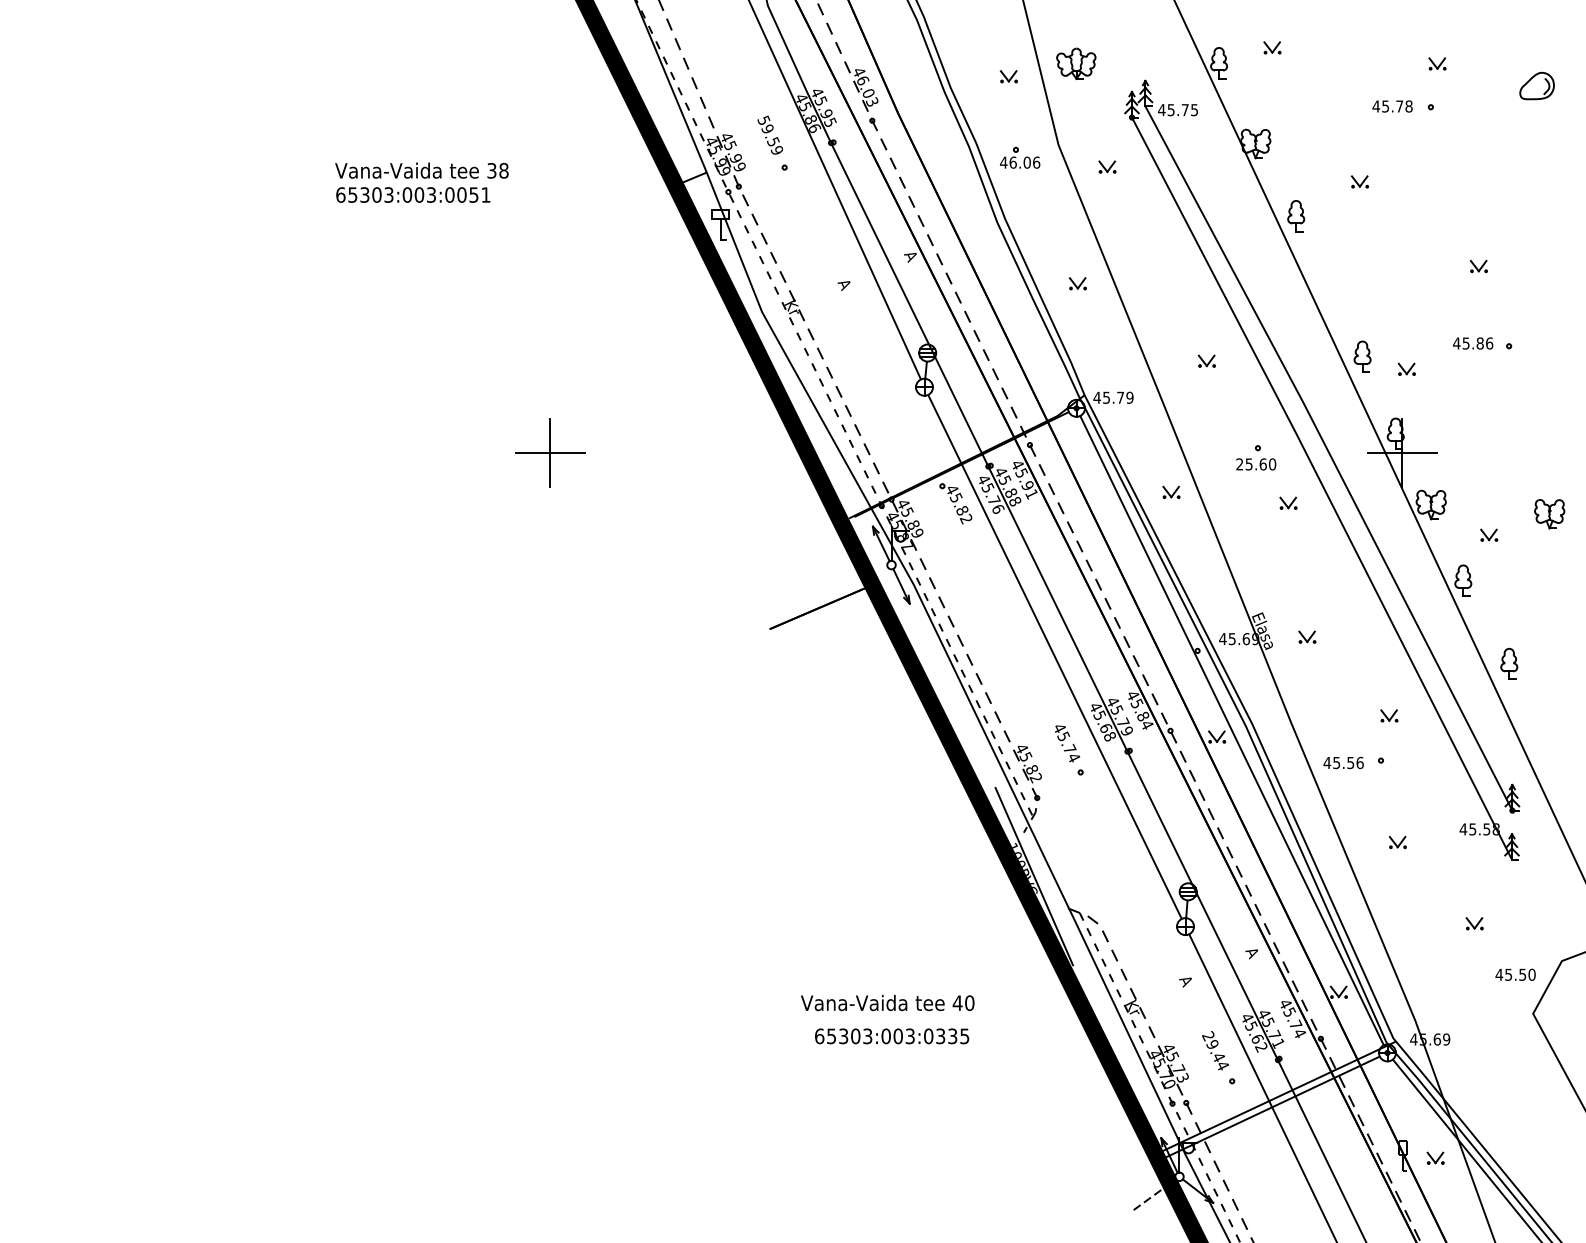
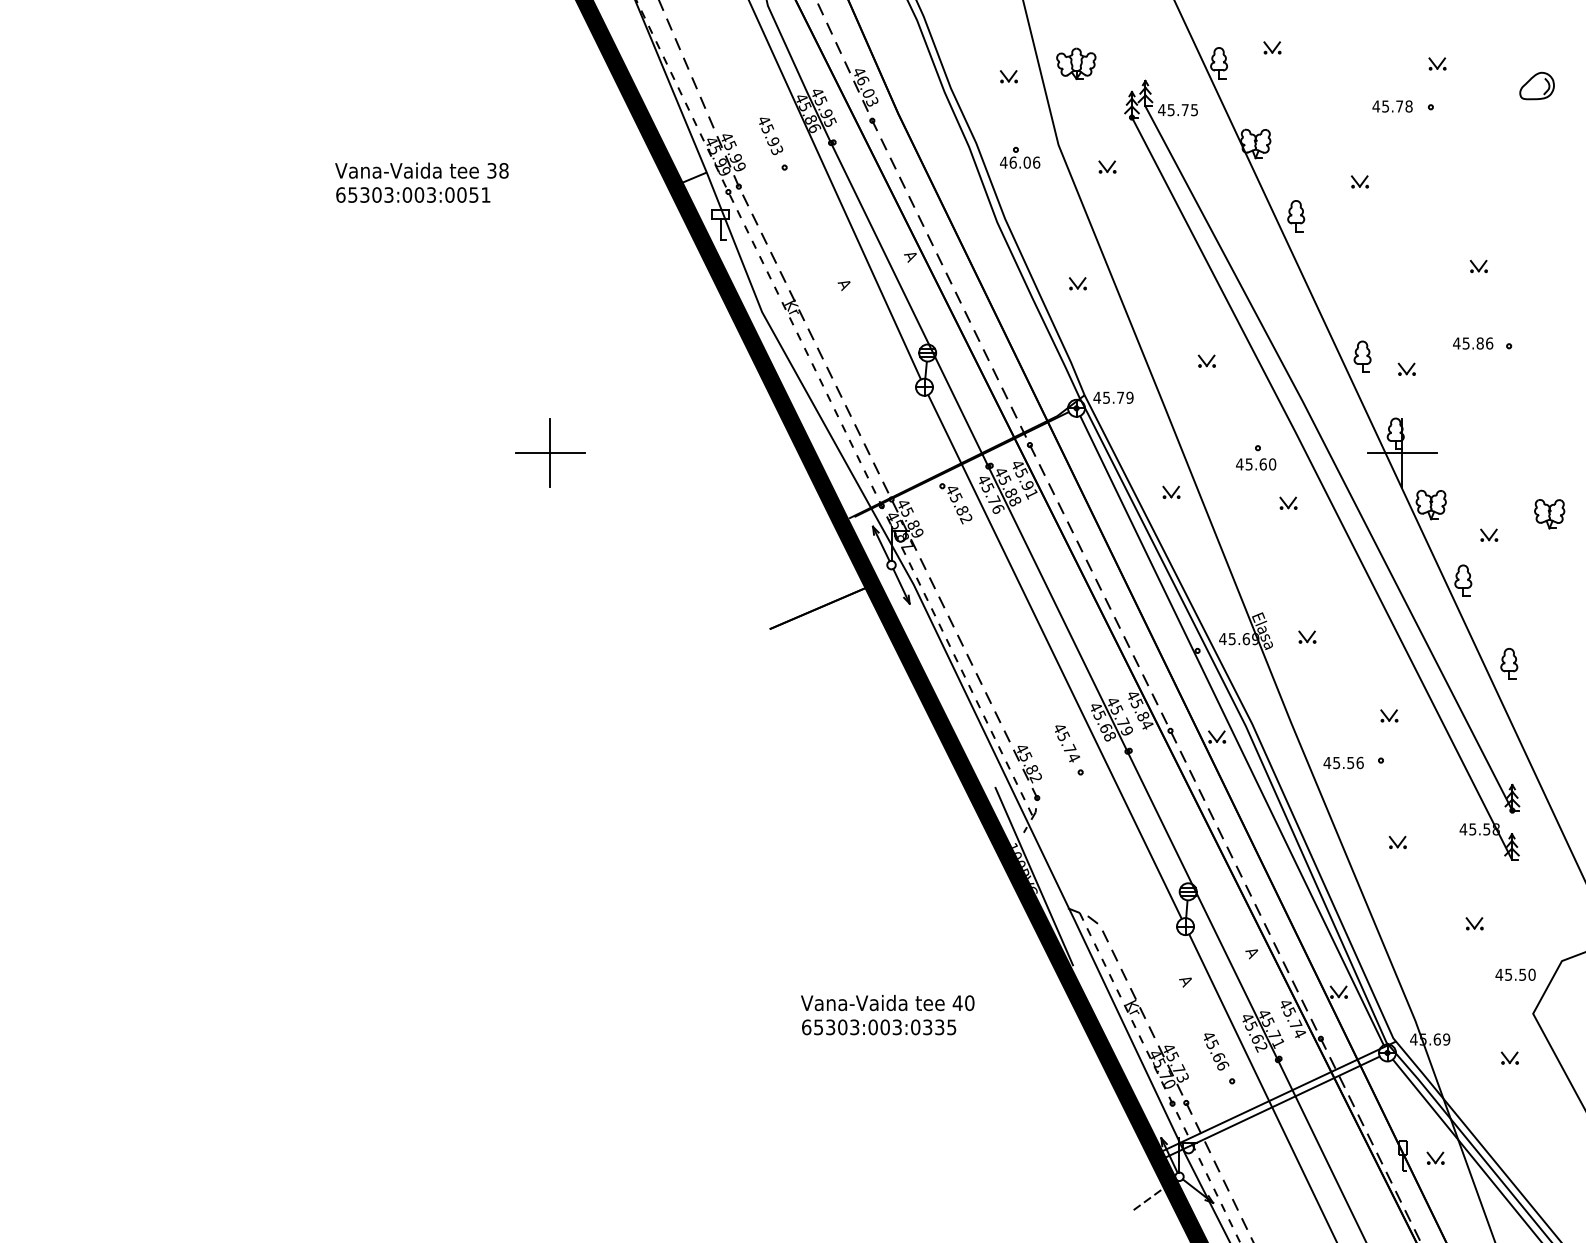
text: 59.59 -> 45.93 (770, 135)
text: 25.60 -> 45.60 (1239, 464)
text position: (892, 1036) -> (879, 1027) (879, 1027)
text: 29.44 -> 45.66 (1215, 1050)
part: none -> present (1509, 1057)
